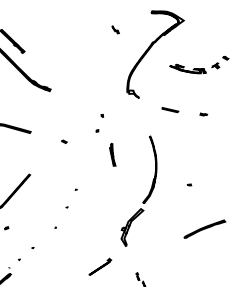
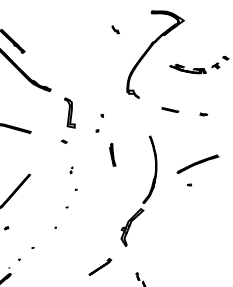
part: none -> present (69, 112)
part: none -> present (71, 170)
part position: (204, 228) -> (197, 163) (197, 163)
